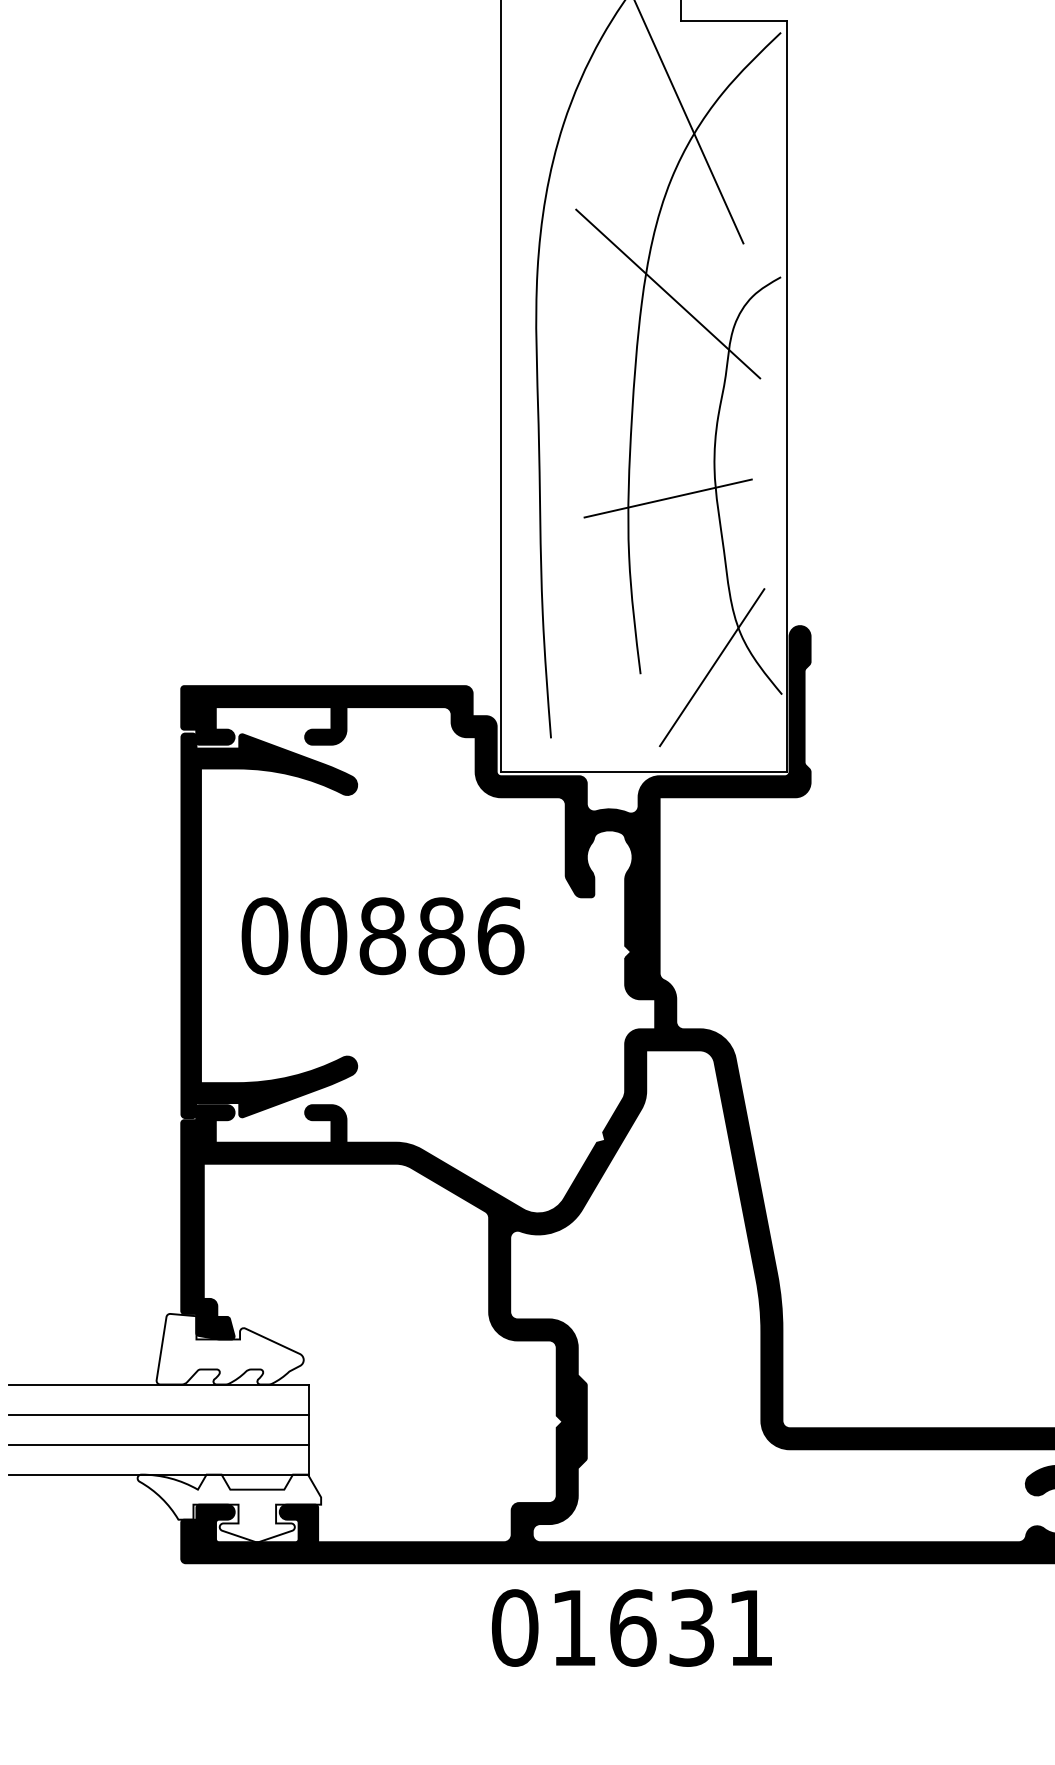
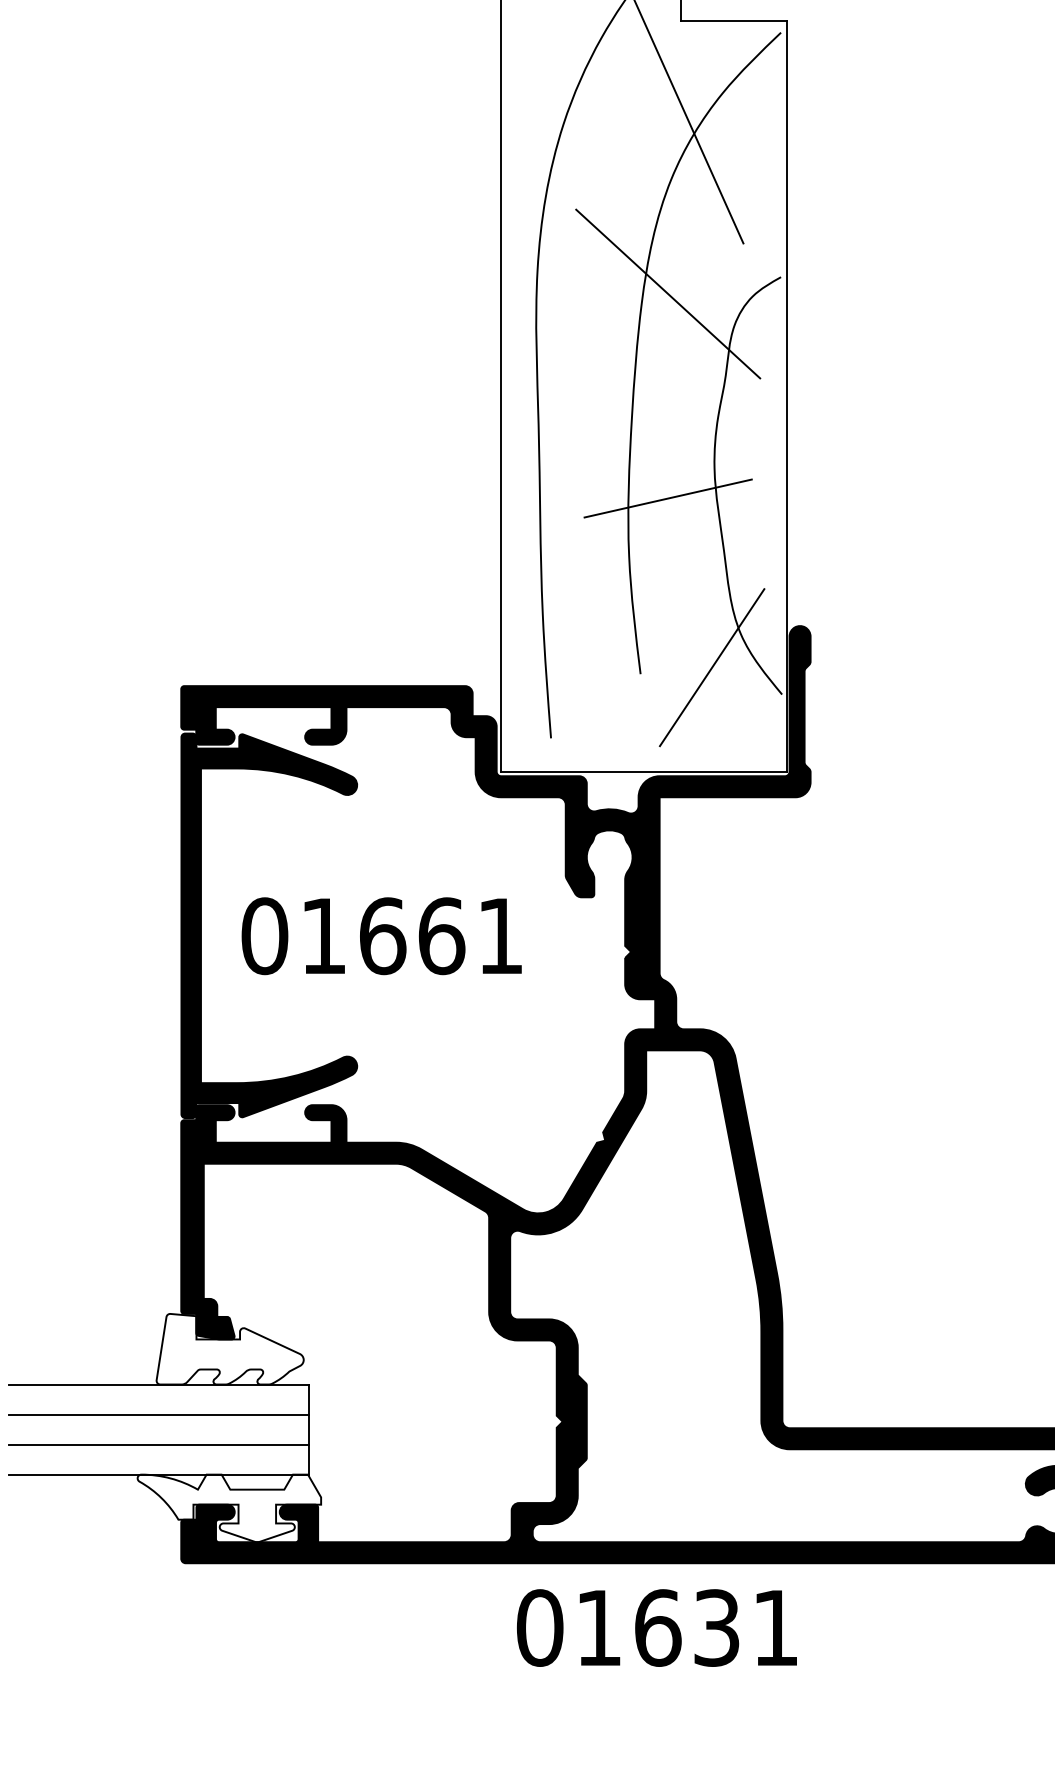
text: 00886 -> 01661 (412, 936)
text position: (631, 1627) -> (656, 1627) (656, 1627)
